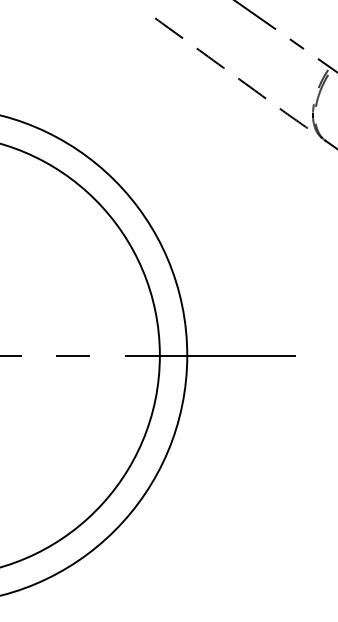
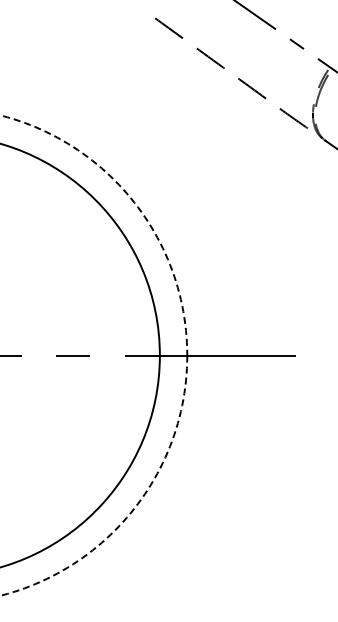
circle: solid -> dashed (93, 355)
